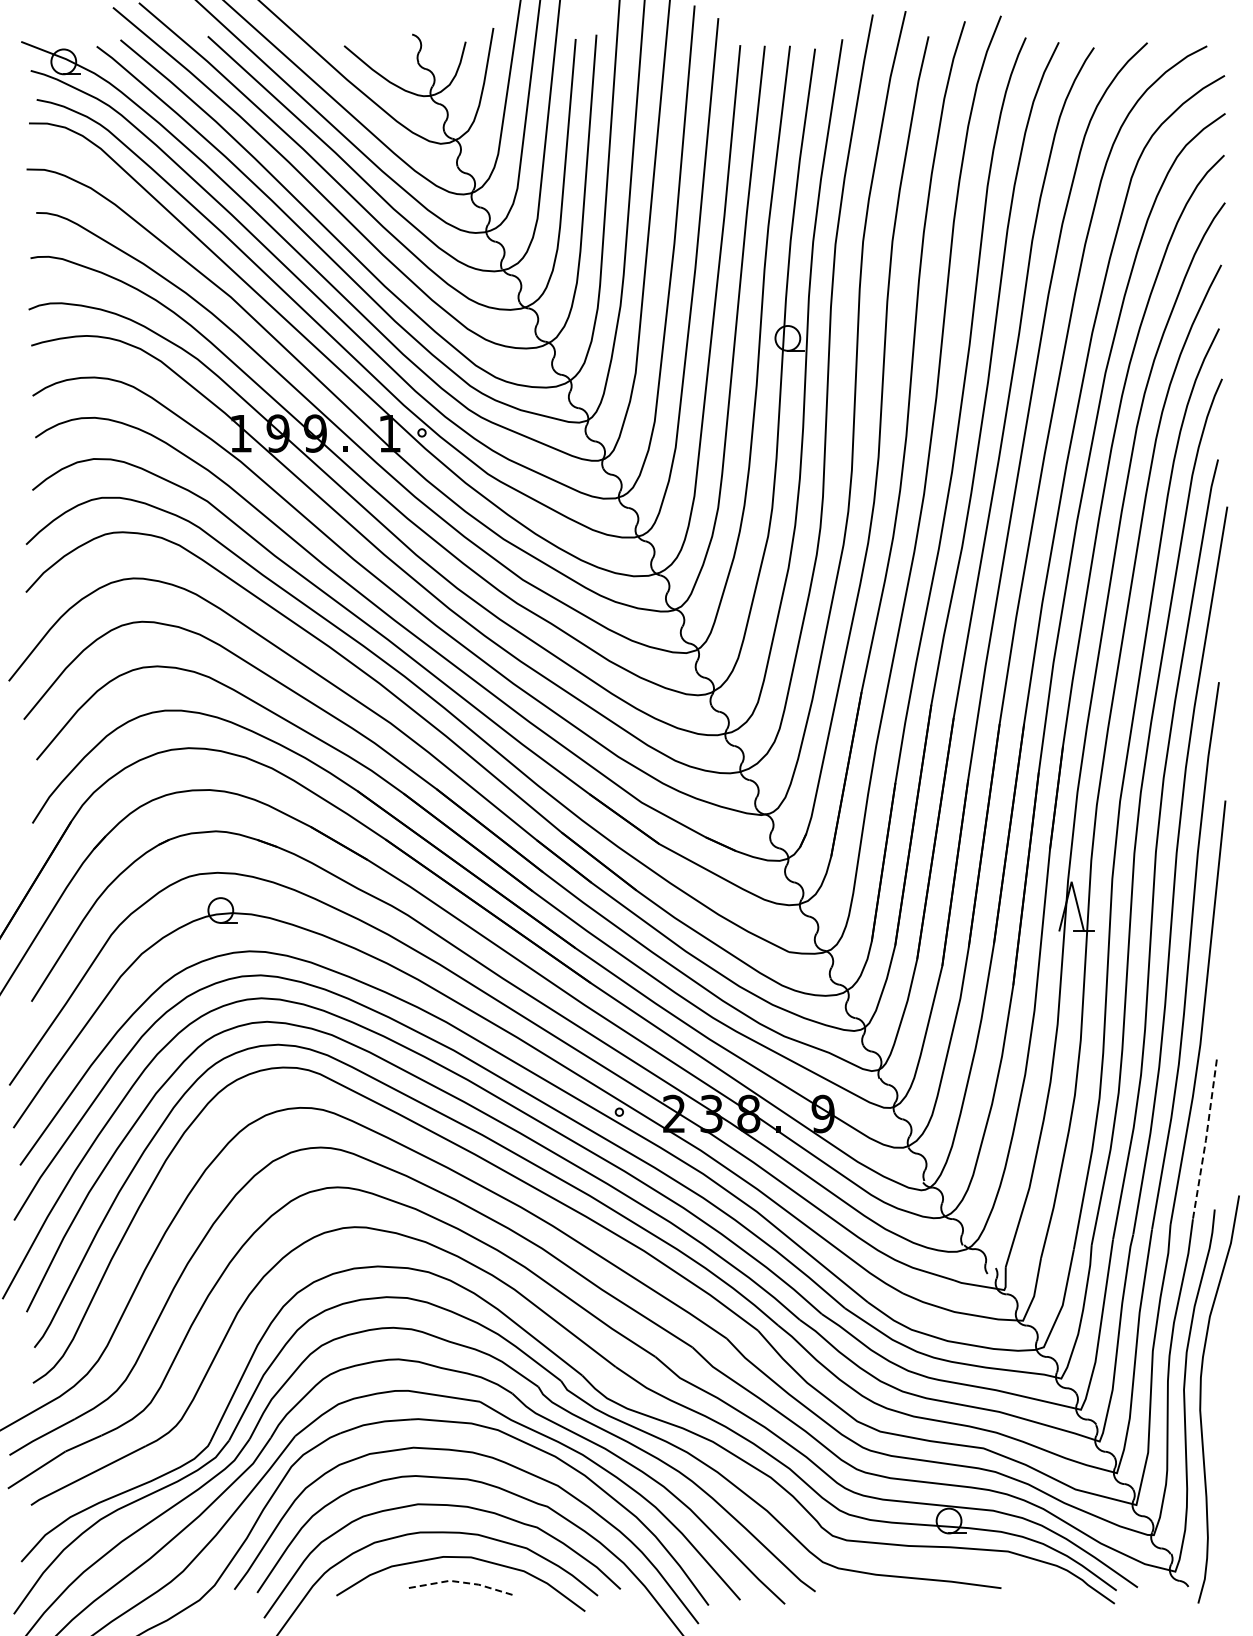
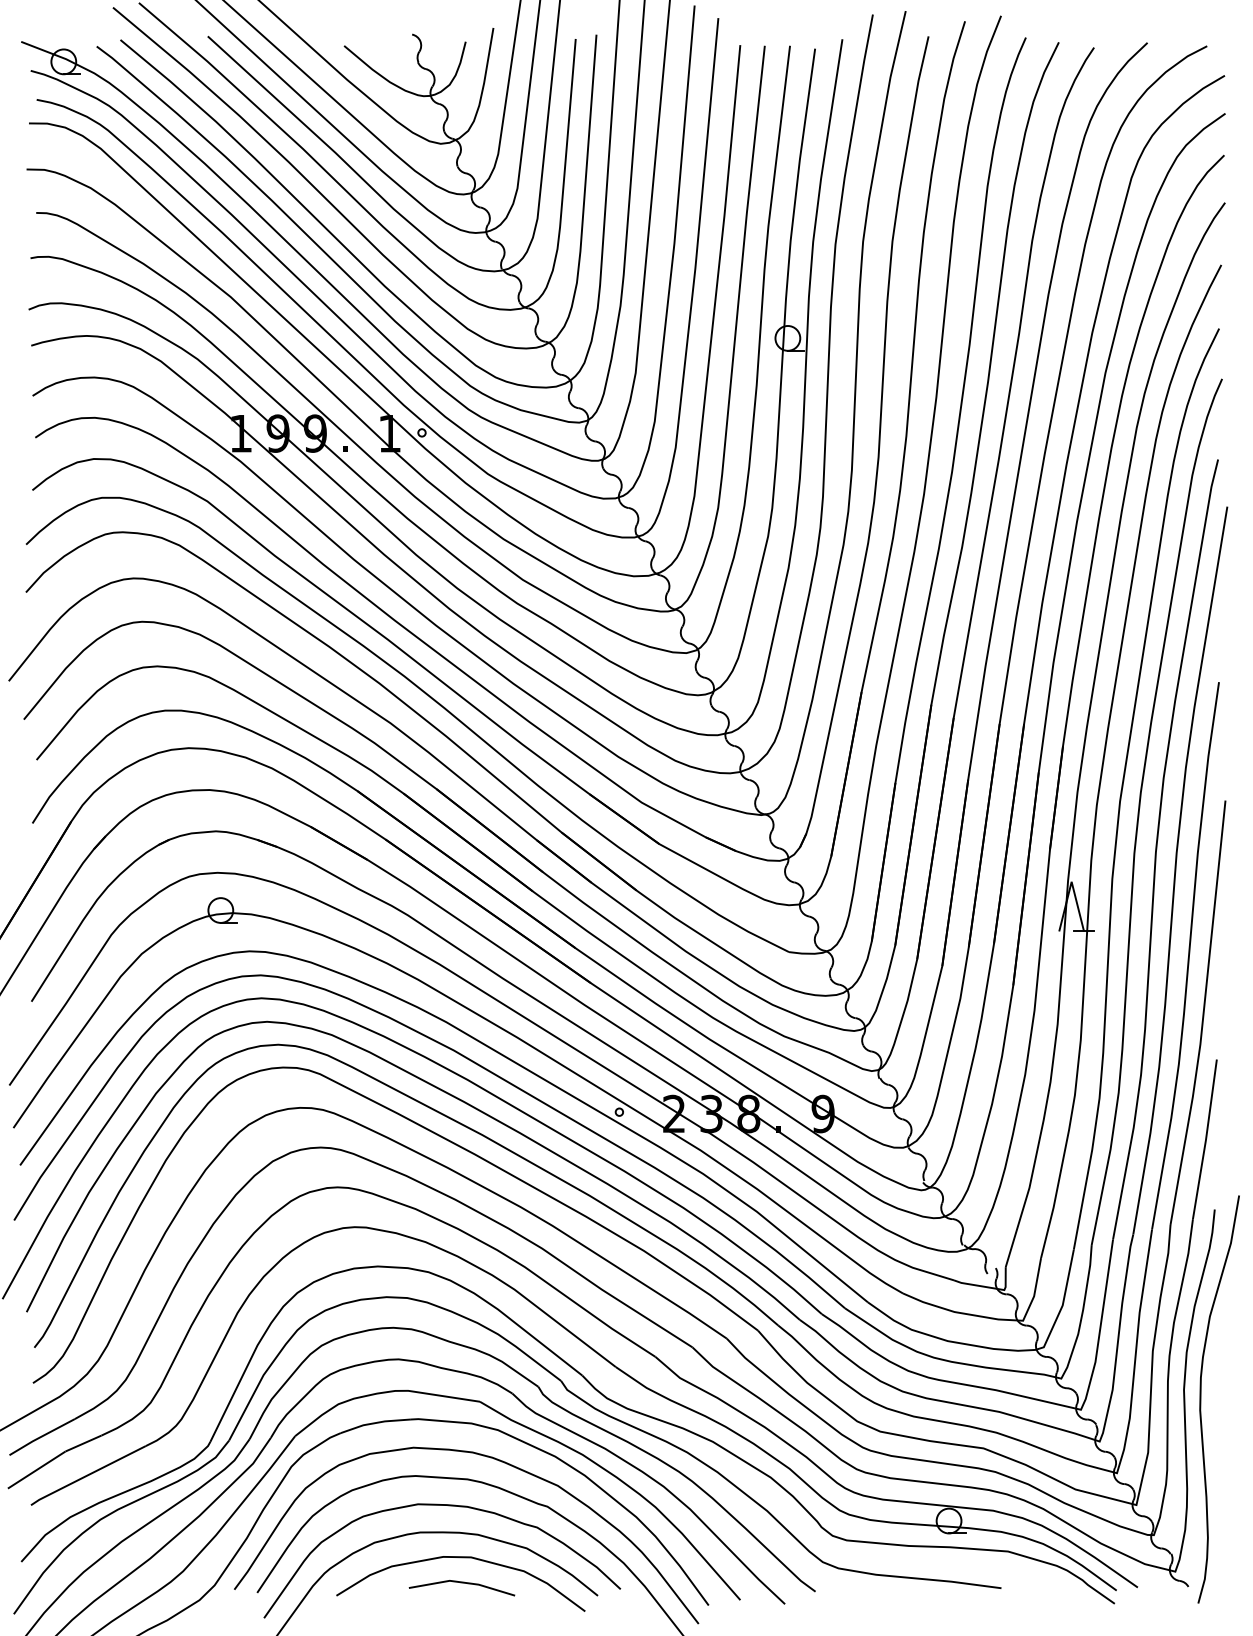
line: dashed -> solid (1205, 1140)
line: dashed -> solid (462, 1582)
